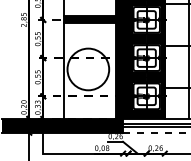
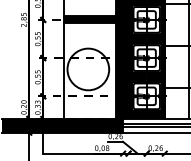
line: dashed -> solid (156, 132)
